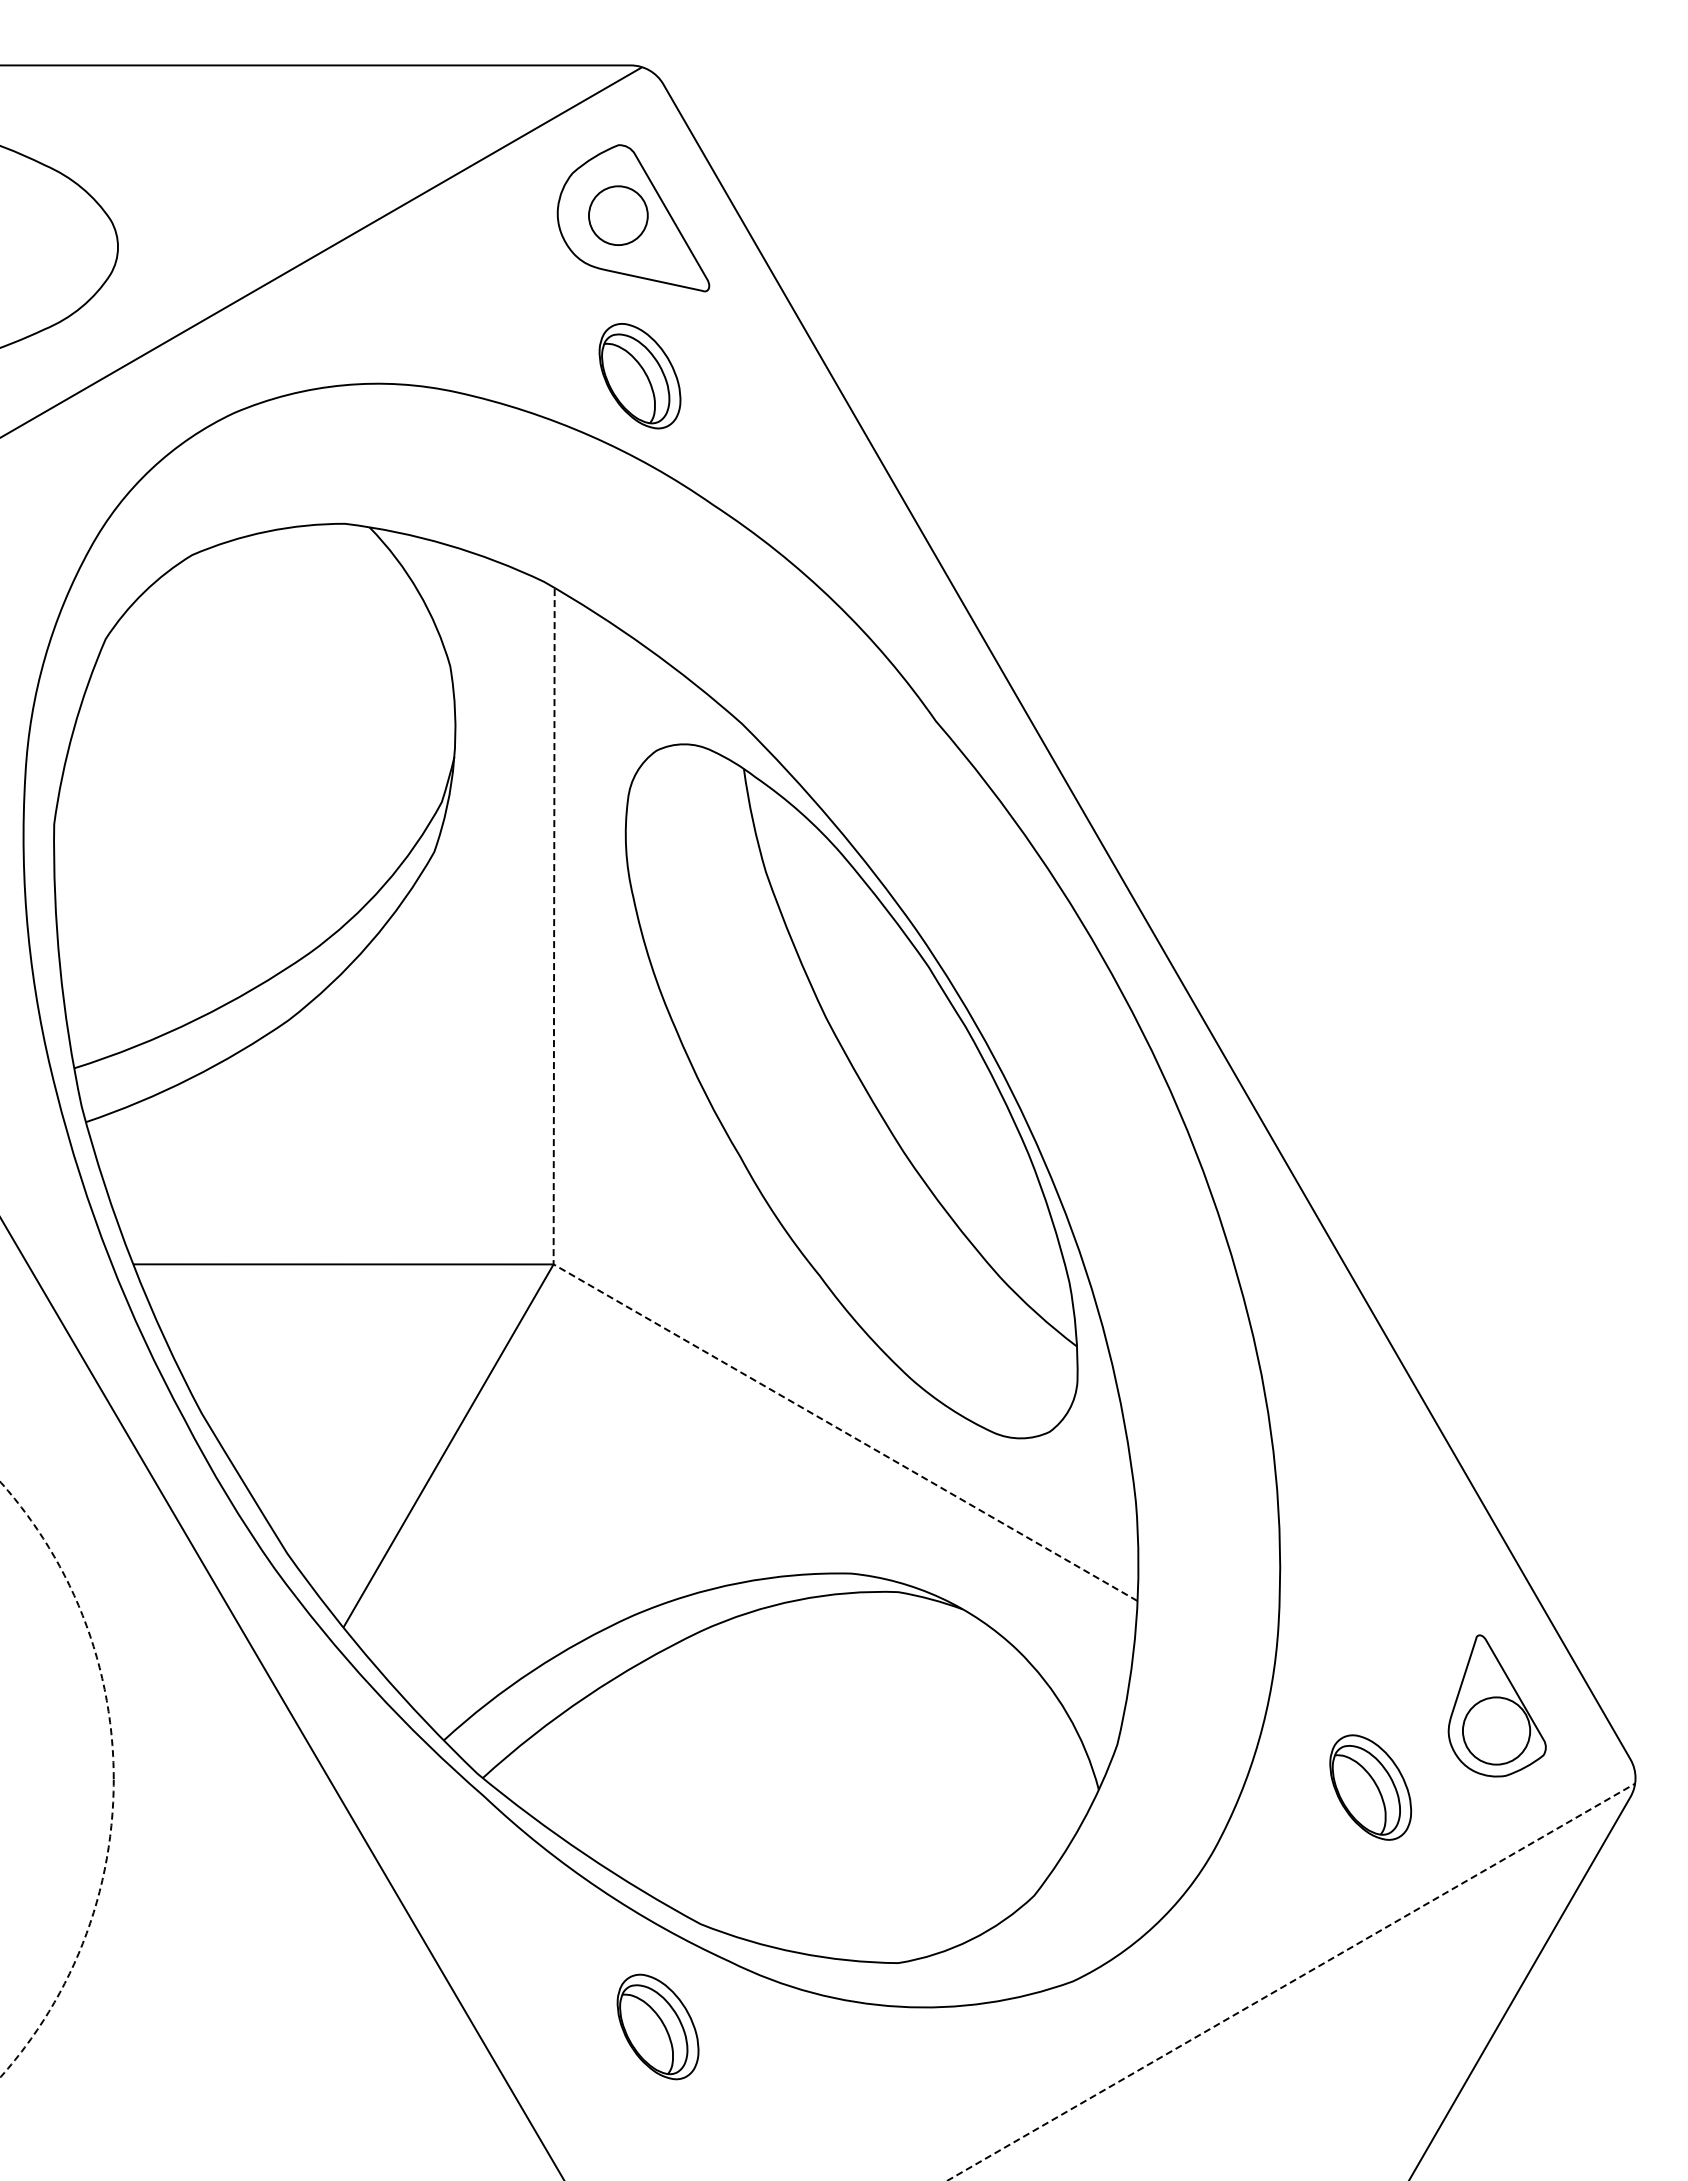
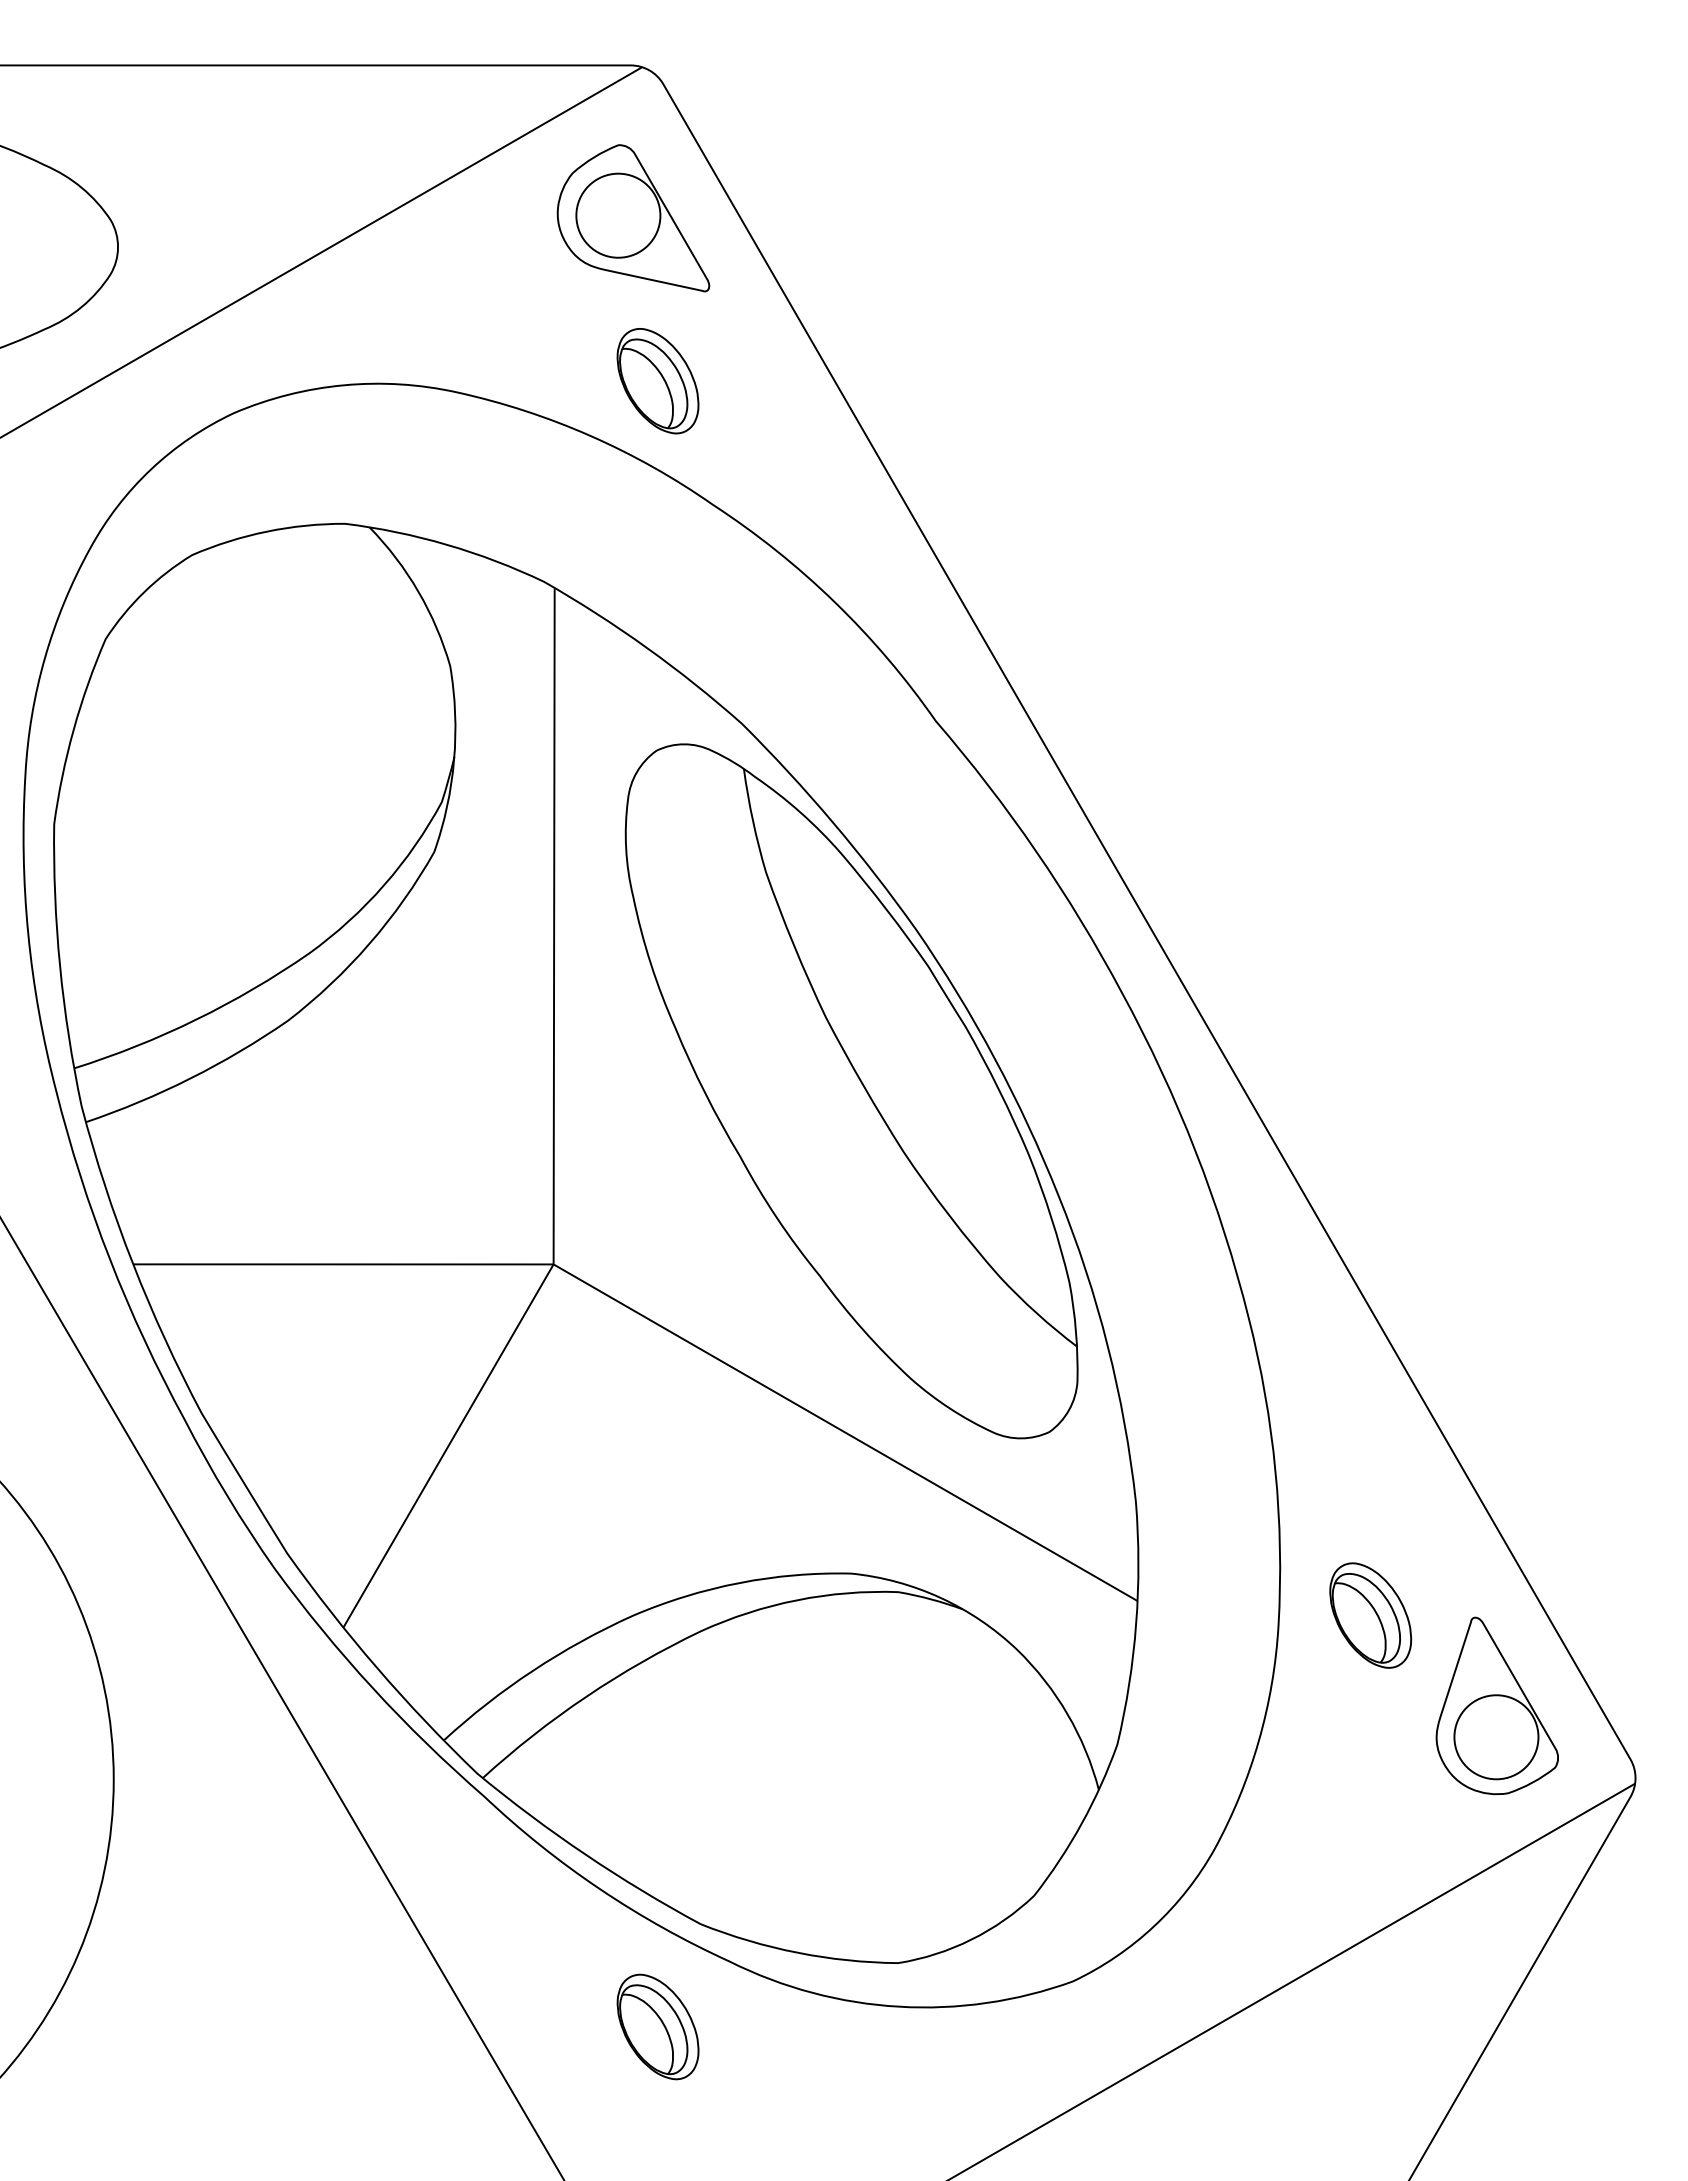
circle diameter: 59 px -> 84 px (618, 215)
part position: (639, 376) -> (657, 381) (657, 381)
line: dashed -> solid (553, 1264)
part size: 100x144 px -> 124x180 px (1496, 1705)
circle: dashed -> solid (56, 1779)
part position: (1370, 1787) -> (1370, 1615) (1370, 1615)
line: dashed -> solid (1291, 1982)
